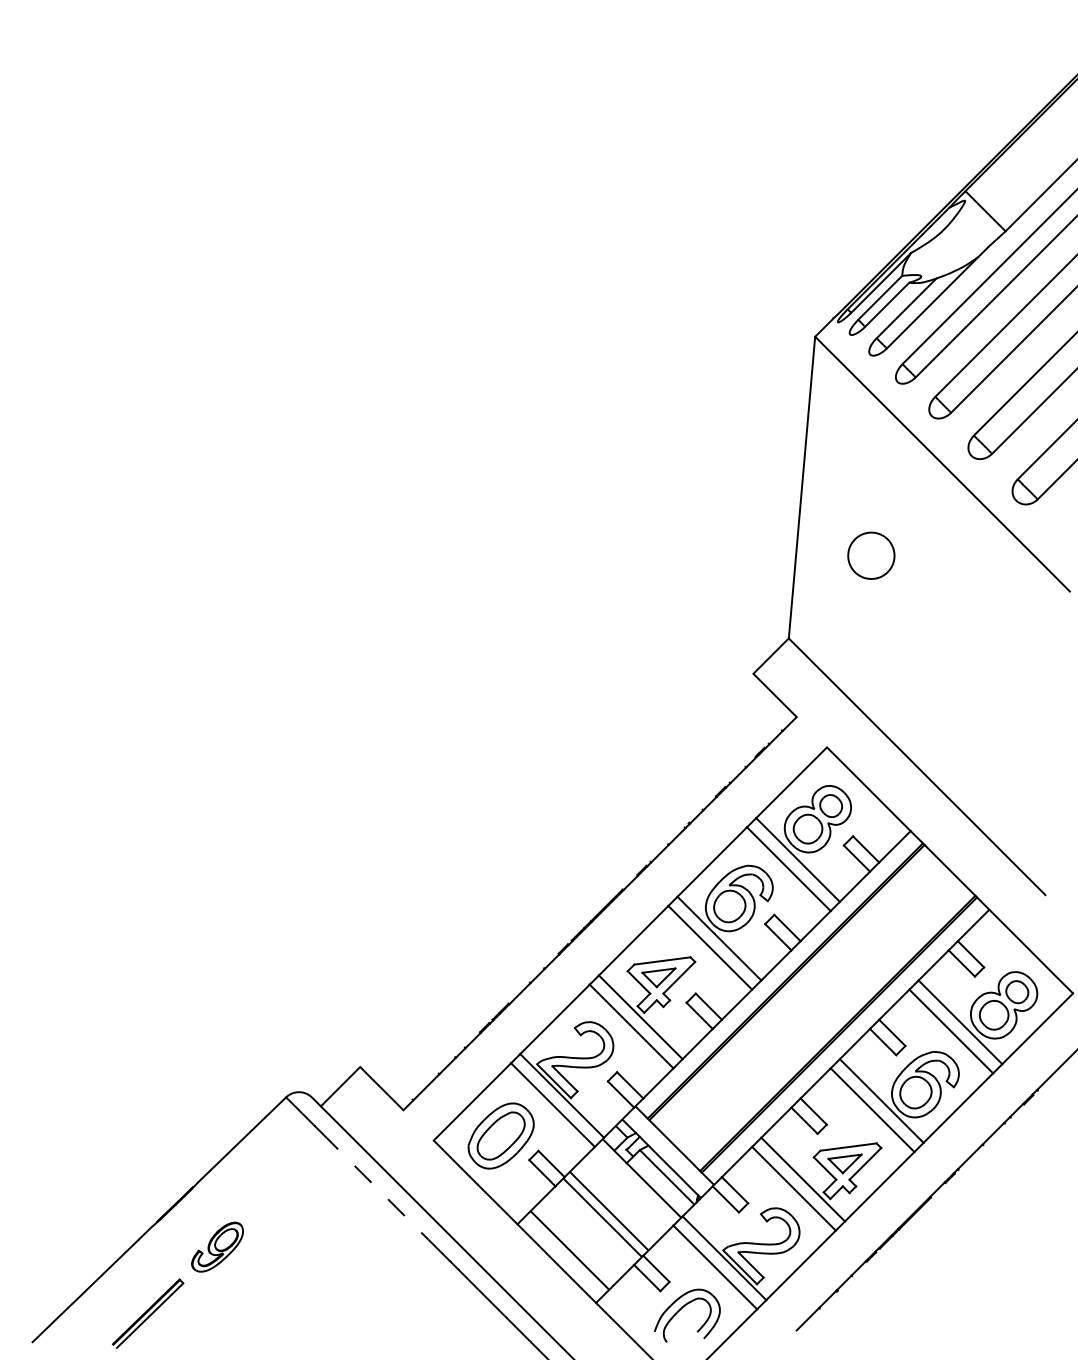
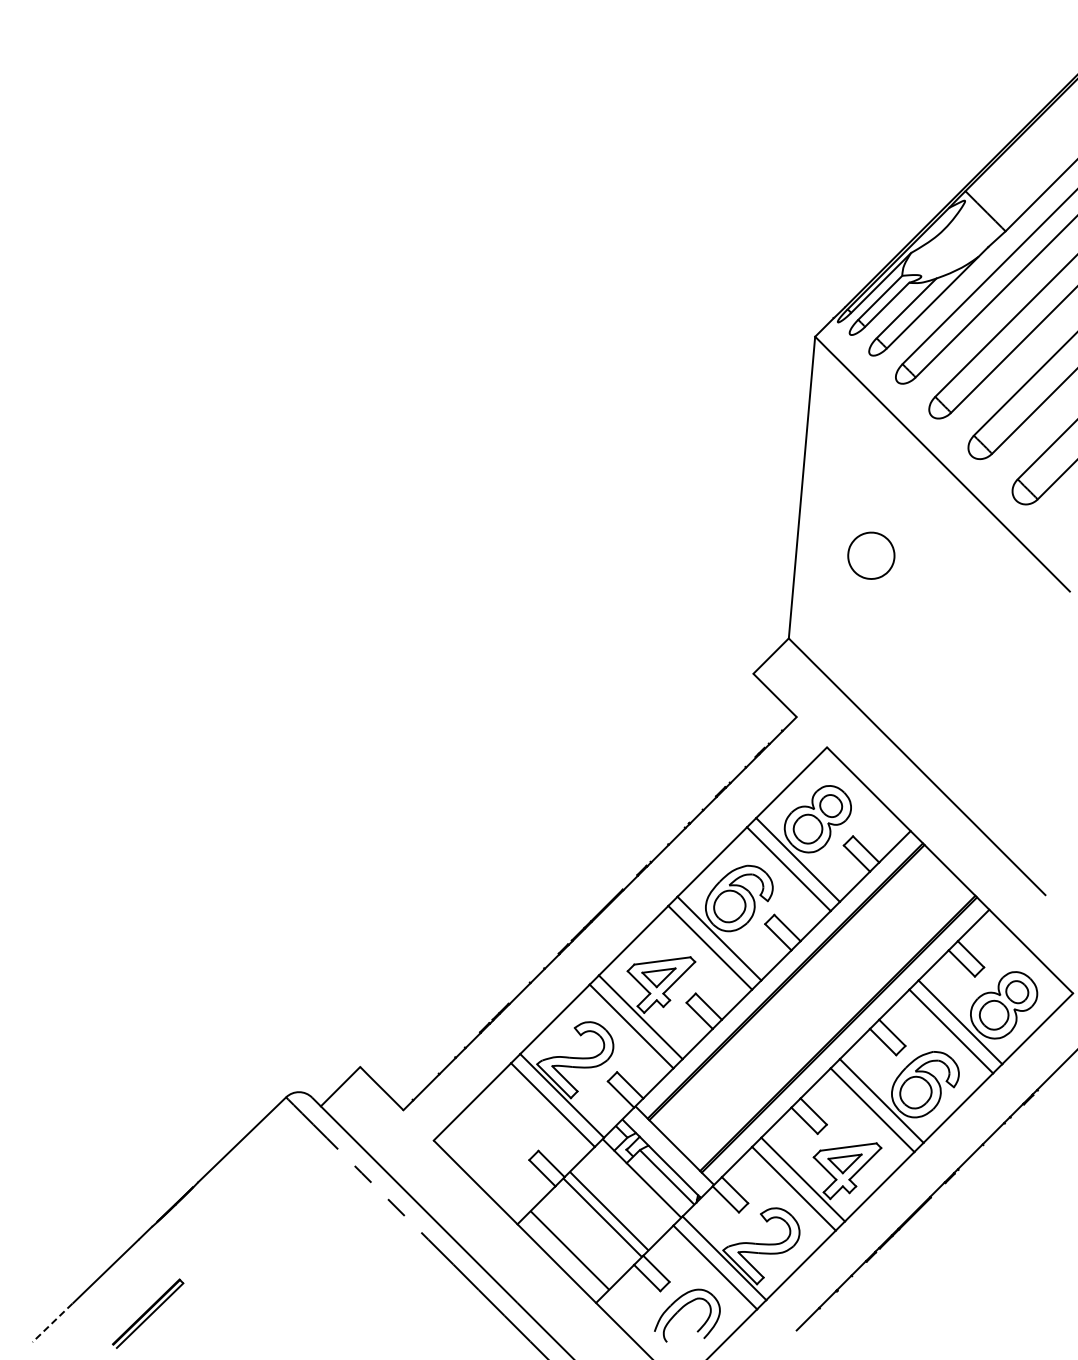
part: present -> none (500, 1135)
part: present -> none (217, 1246)
line: solid -> dashed (52, 1322)
